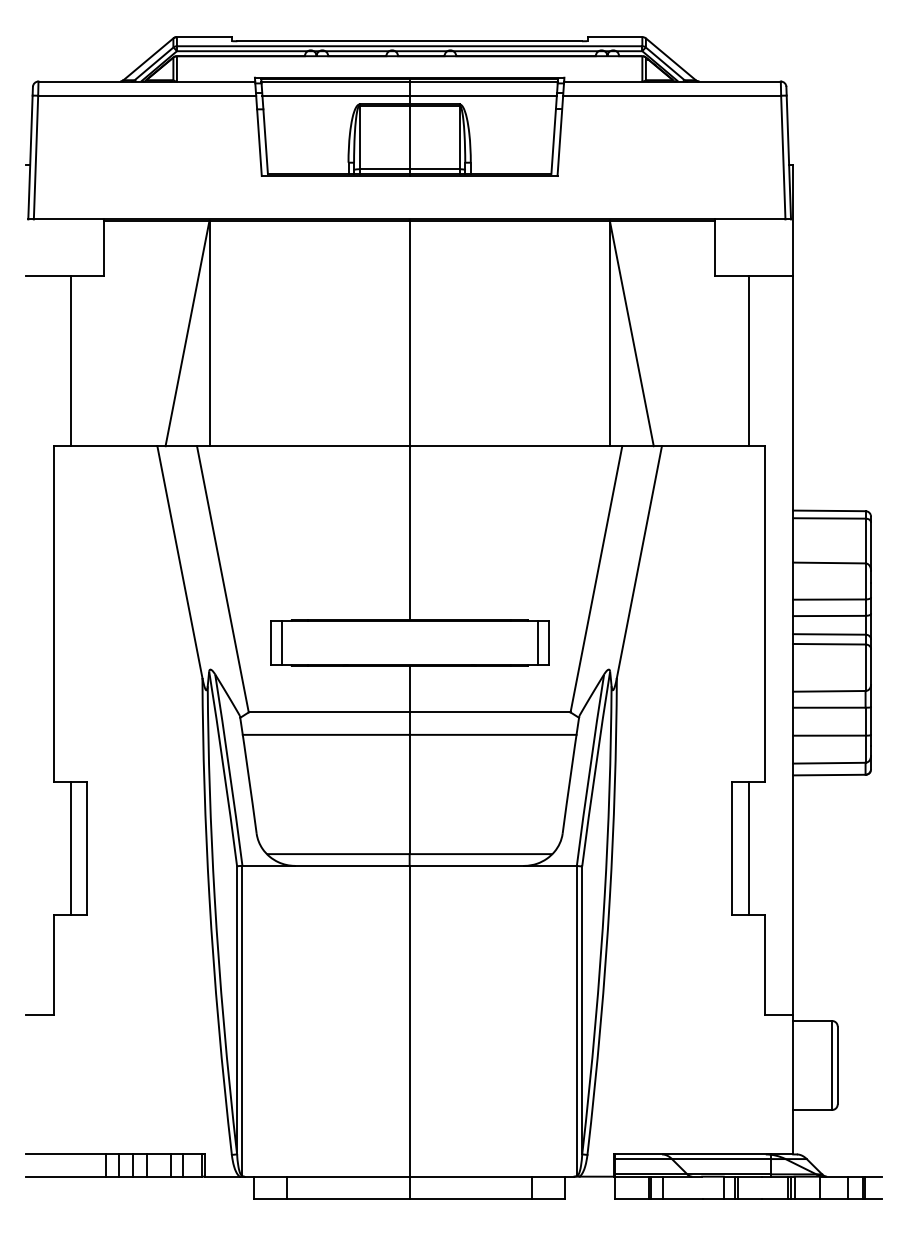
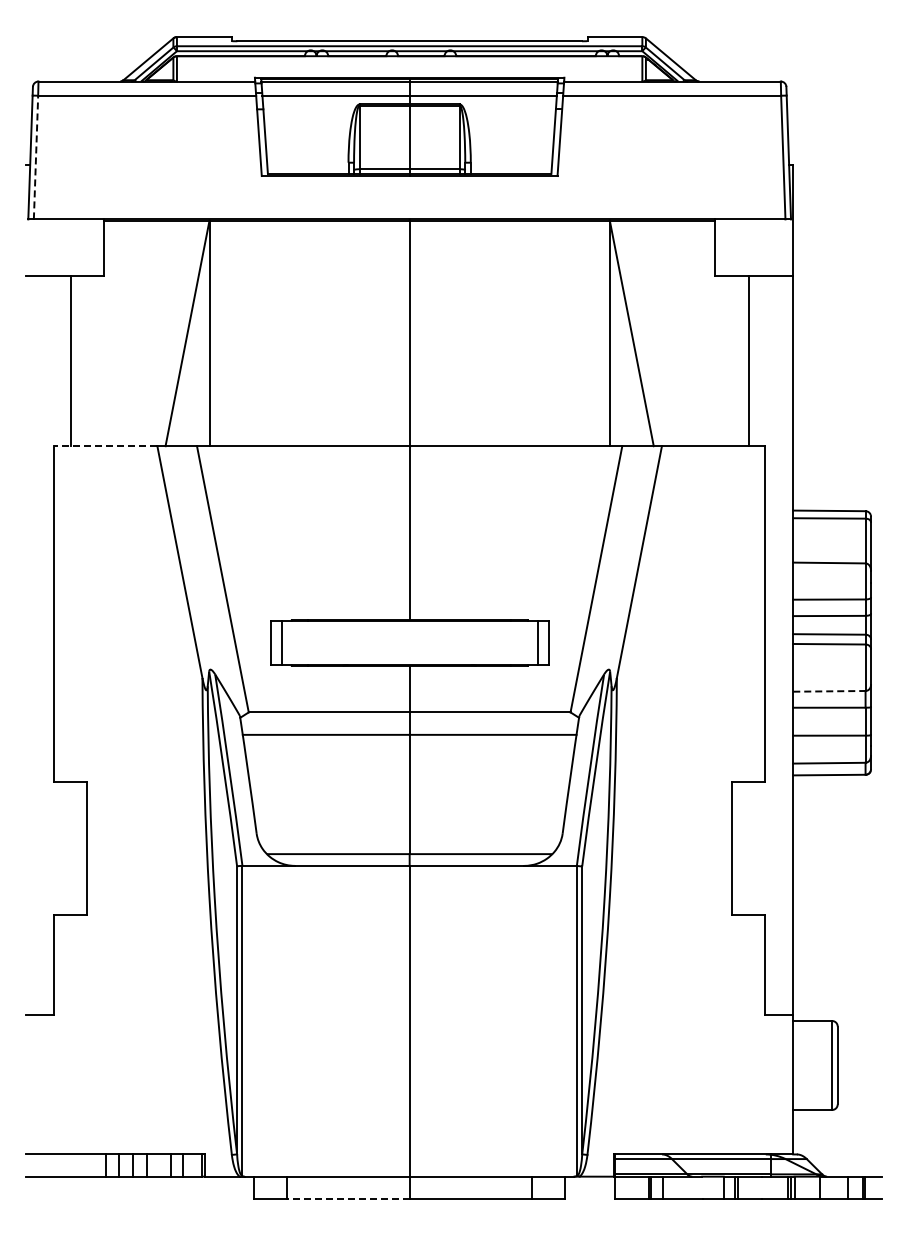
line: solid -> dashed (36, 157)
line: solid -> dashed (105, 446)
line: solid -> dashed (829, 691)
line: present -> none (70, 848)
line: present -> none (748, 848)
line: solid -> dashed (348, 1198)
